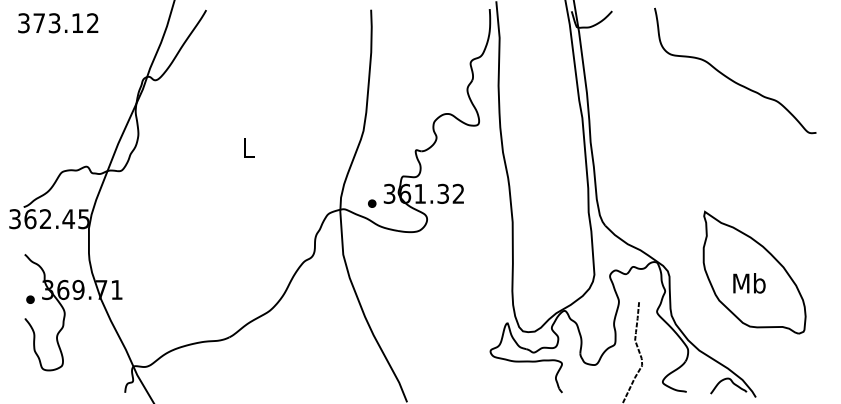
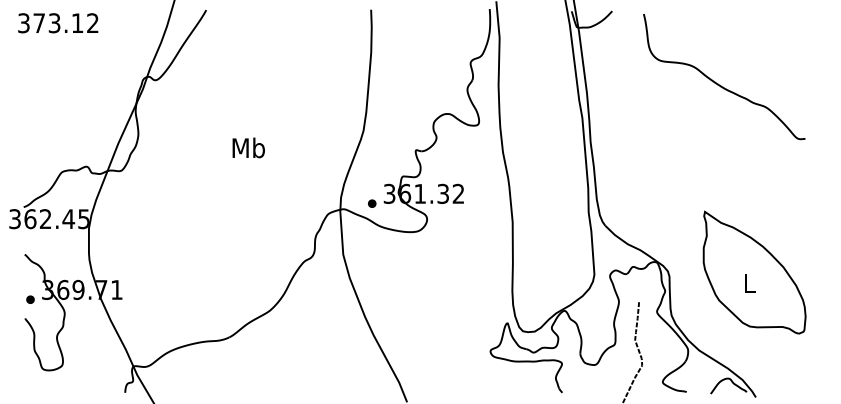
curve position: (729, 77) -> (718, 83) (718, 83)
text: L -> Mb (248, 147)
text: Mb -> L (749, 283)
